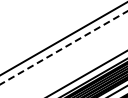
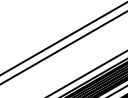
line: dashed -> solid (64, 47)
